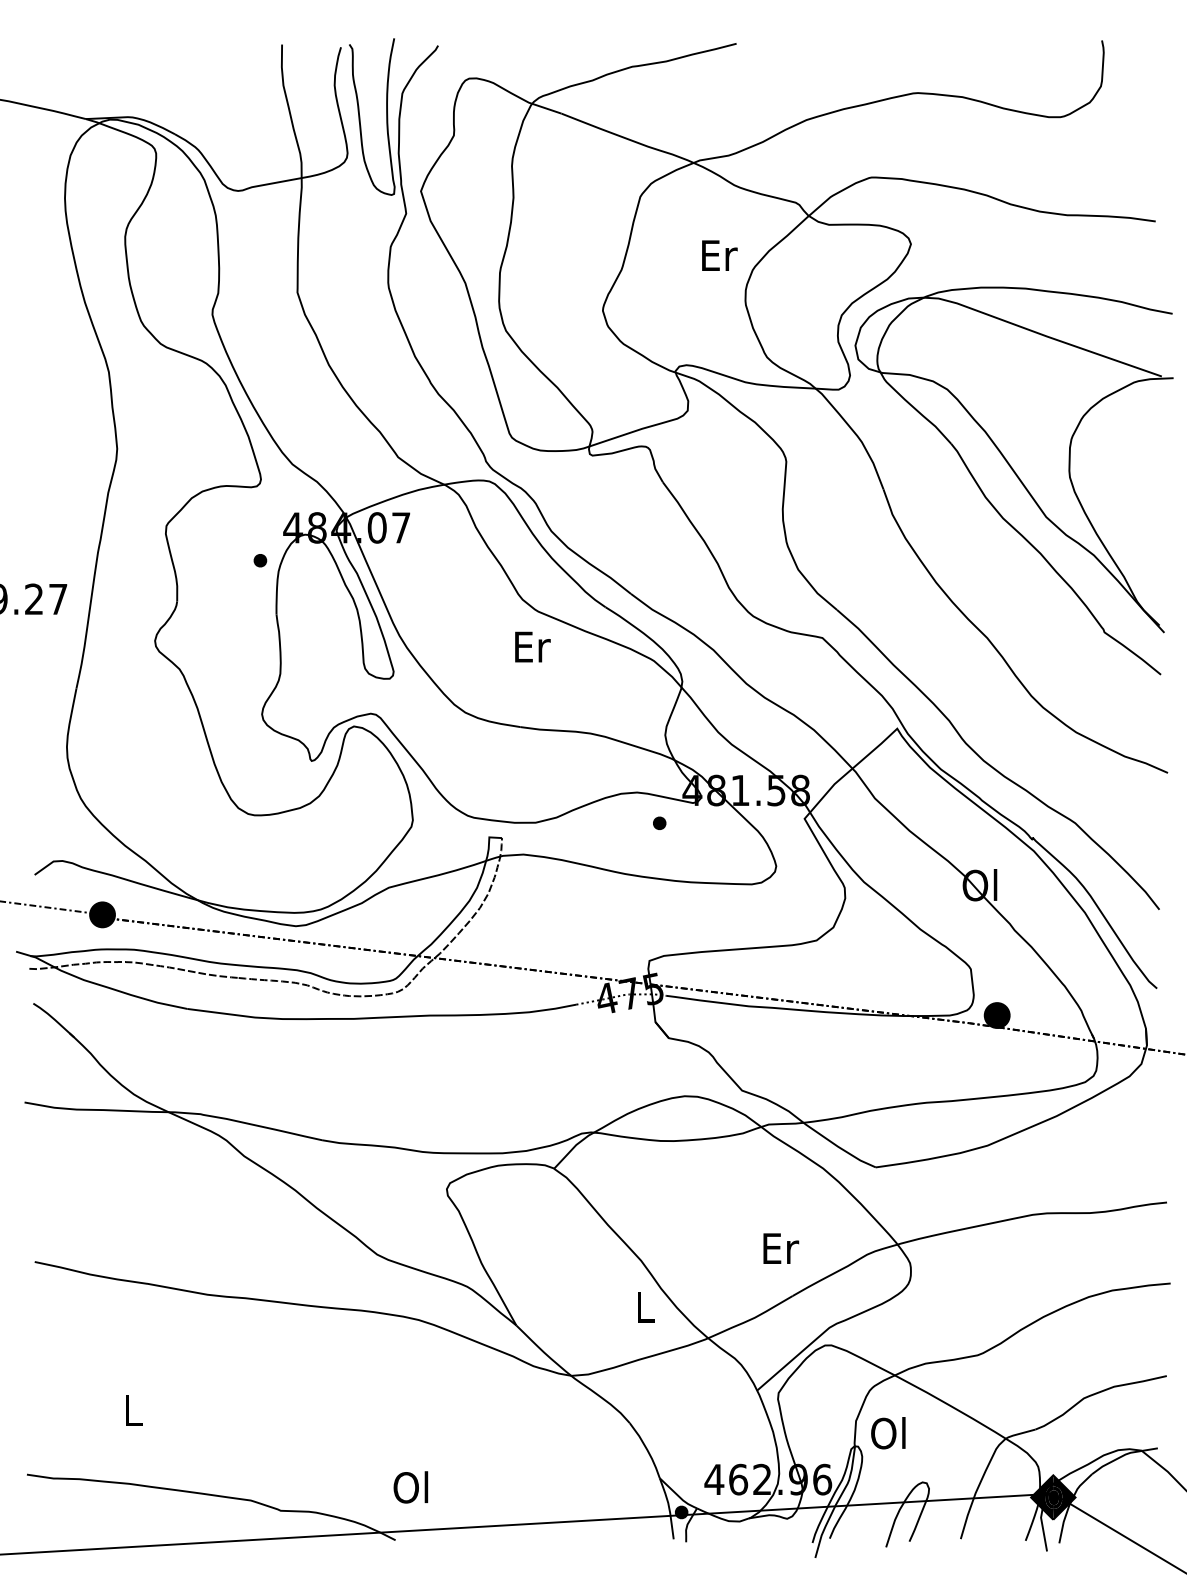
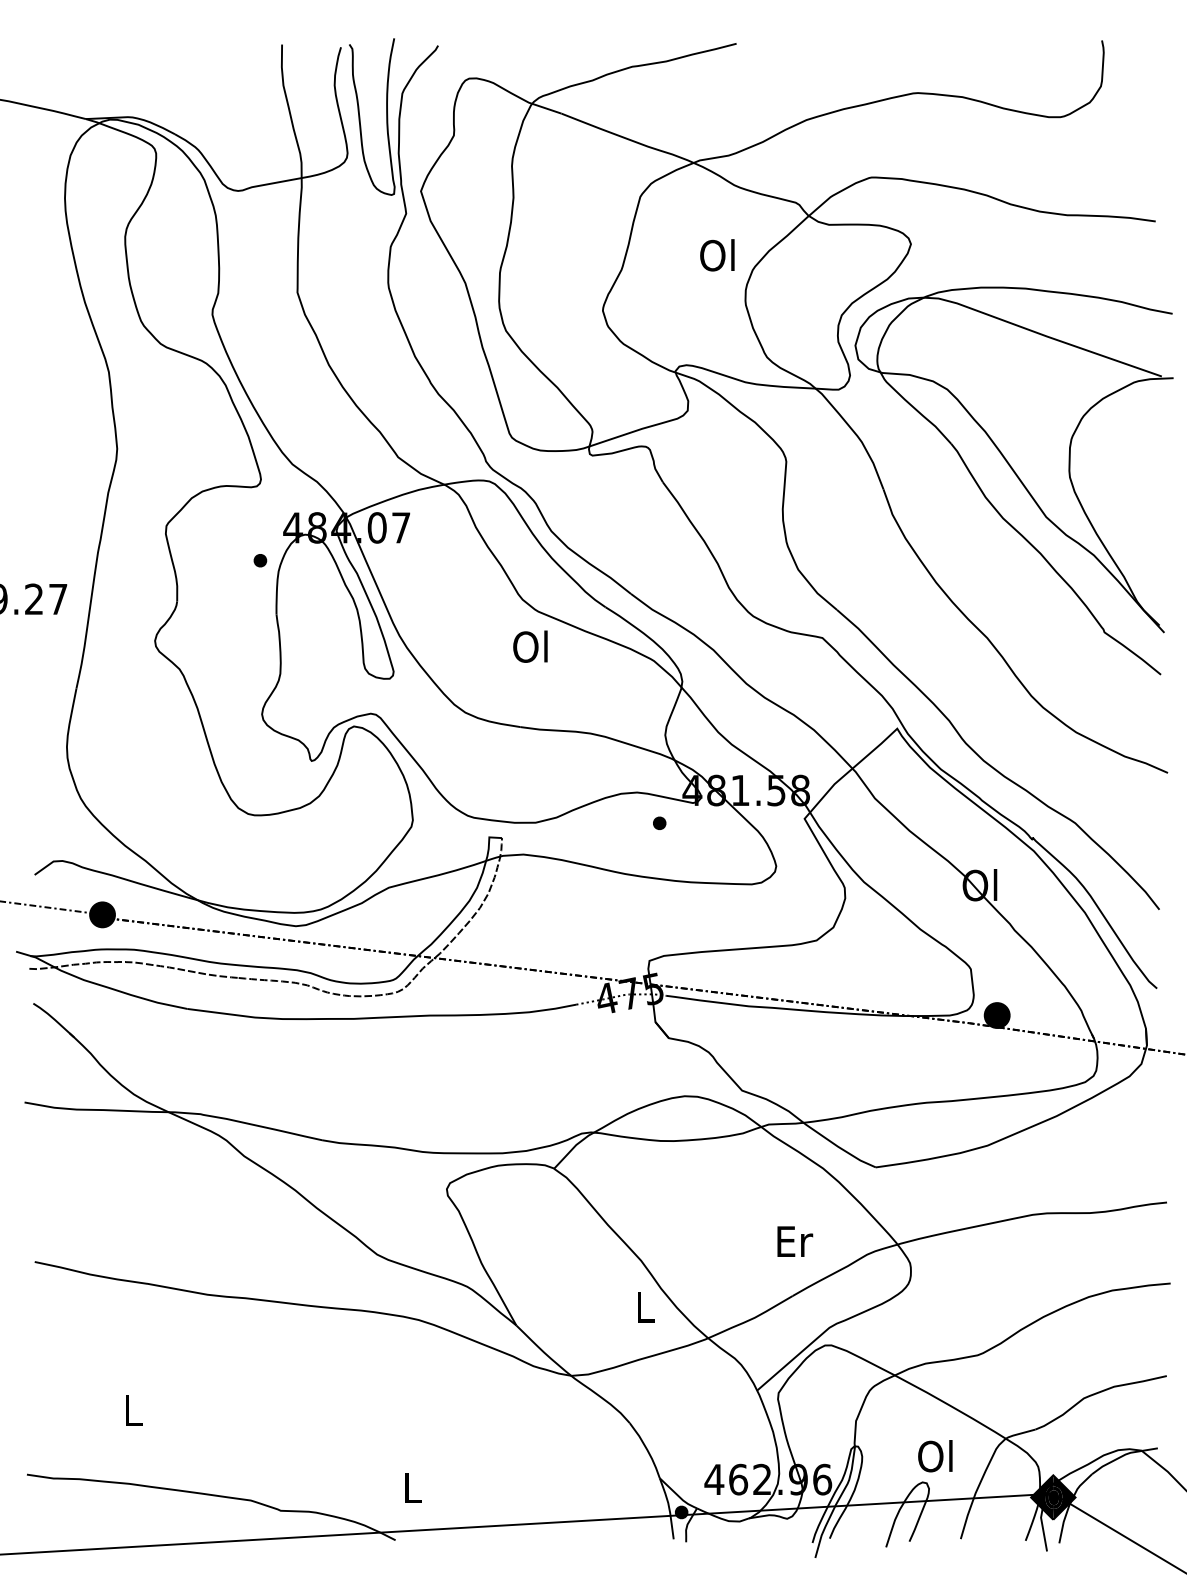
text: Er -> Ol (718, 255)
text: Er -> Ol (531, 646)
text position: (781, 1248) -> (795, 1241) (795, 1241)
text position: (888, 1433) -> (935, 1456) (935, 1456)
text: Ol -> L (410, 1487)
